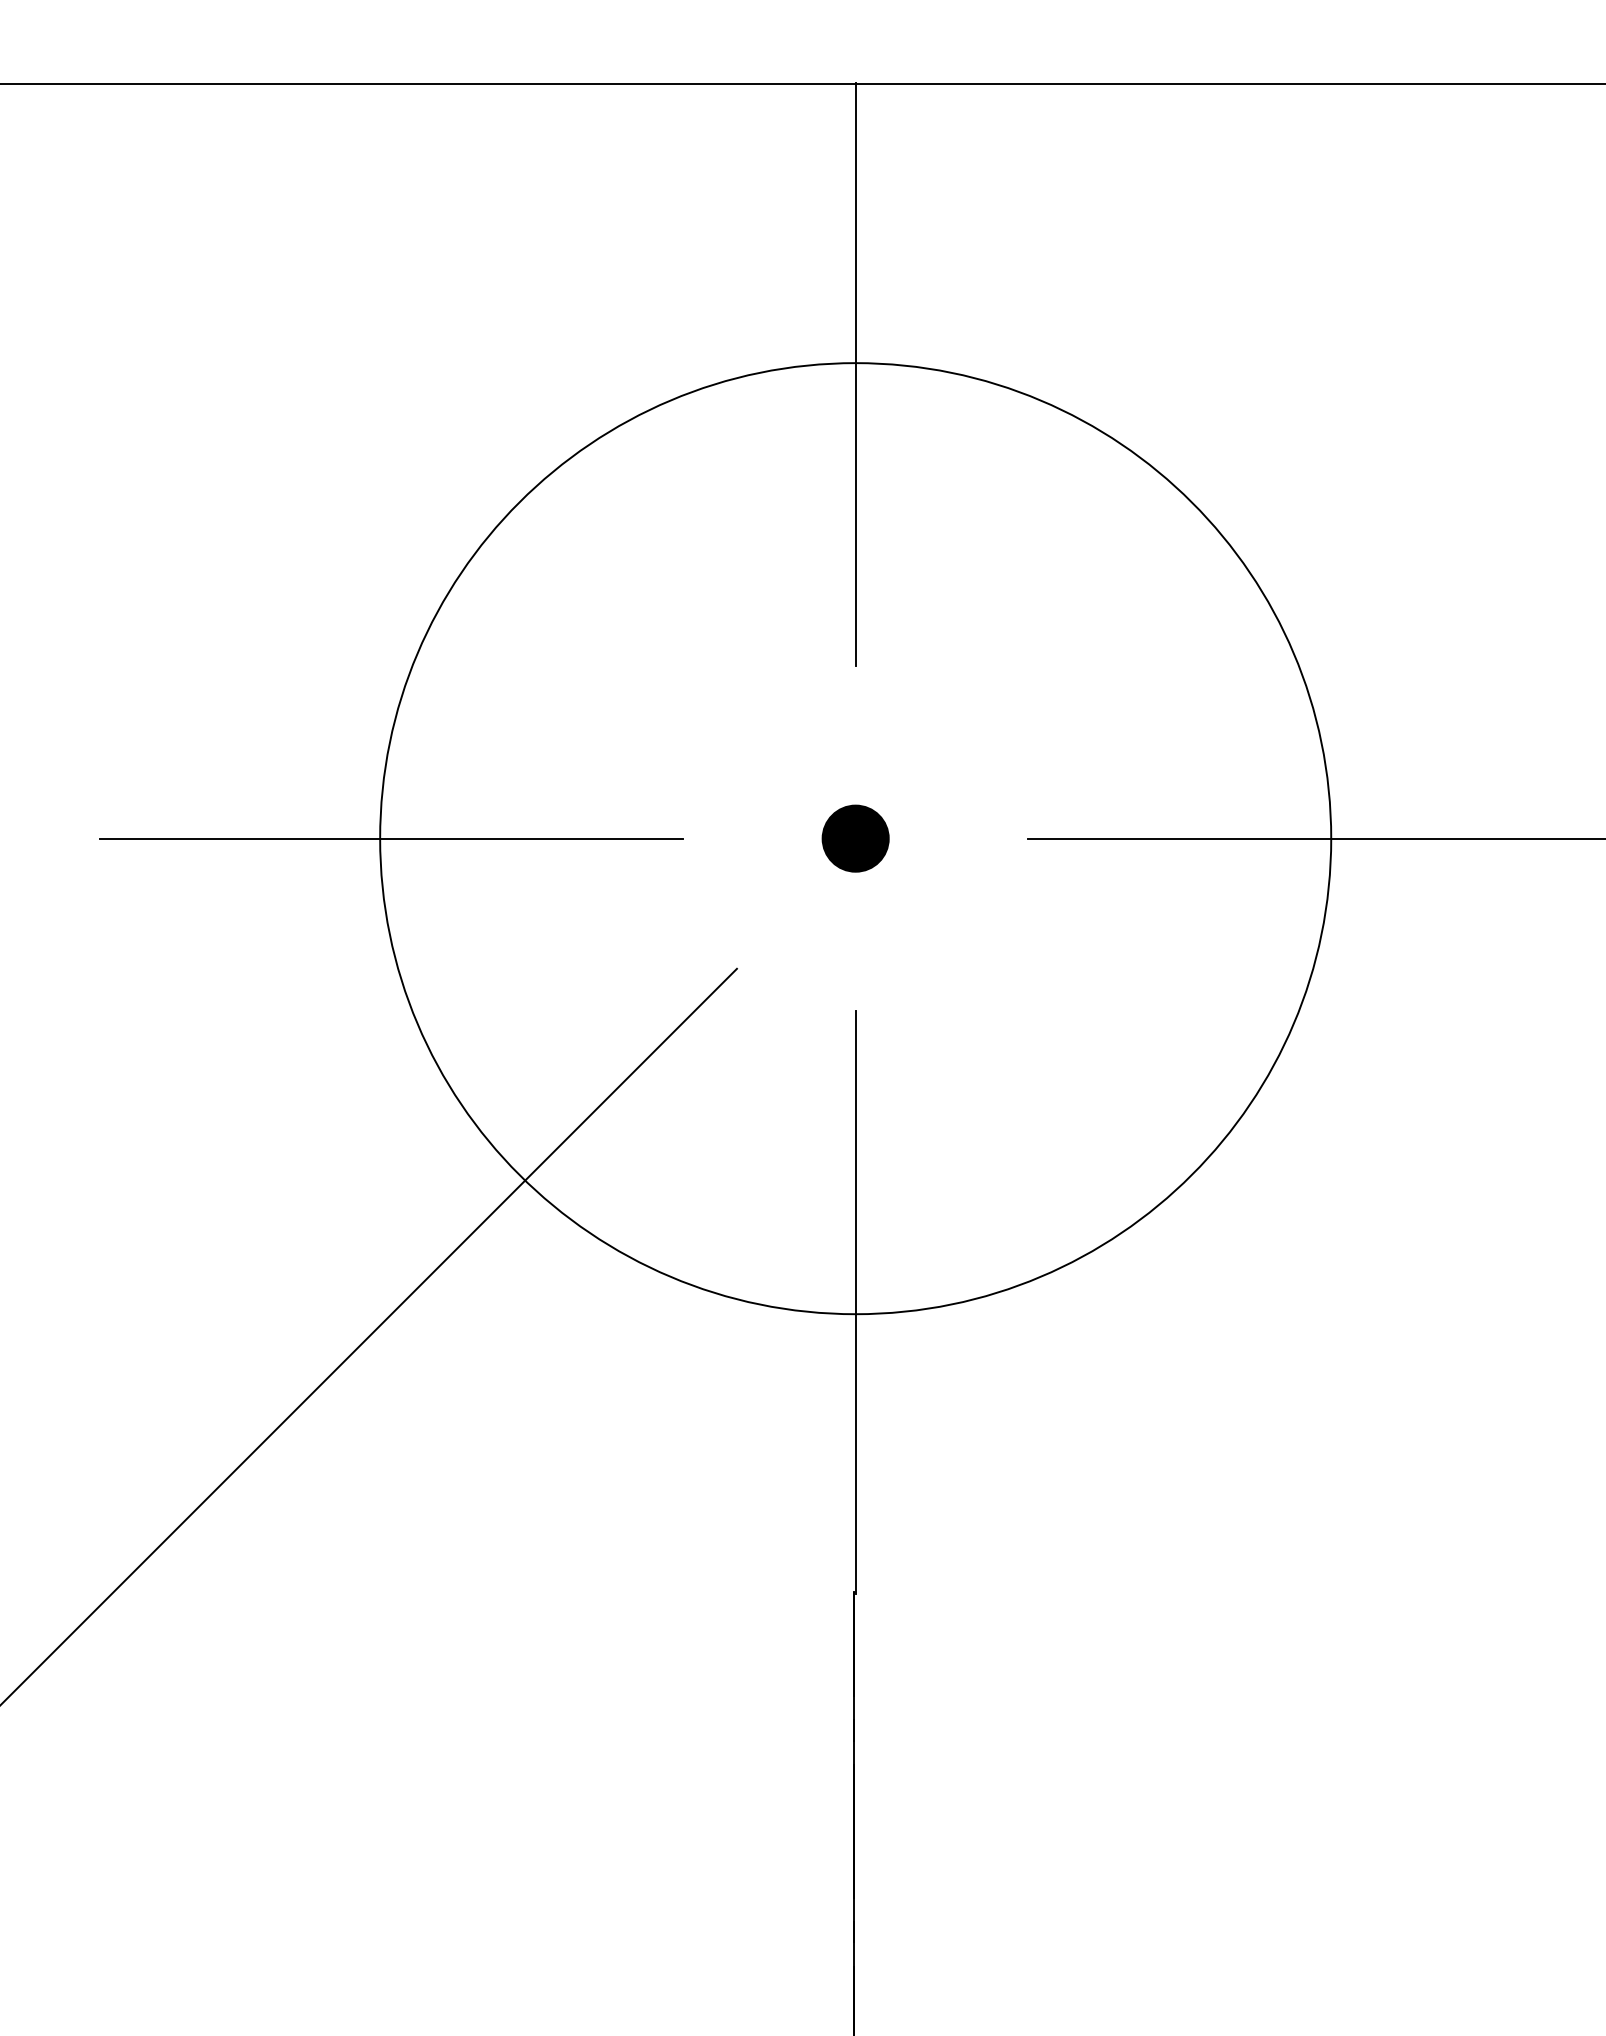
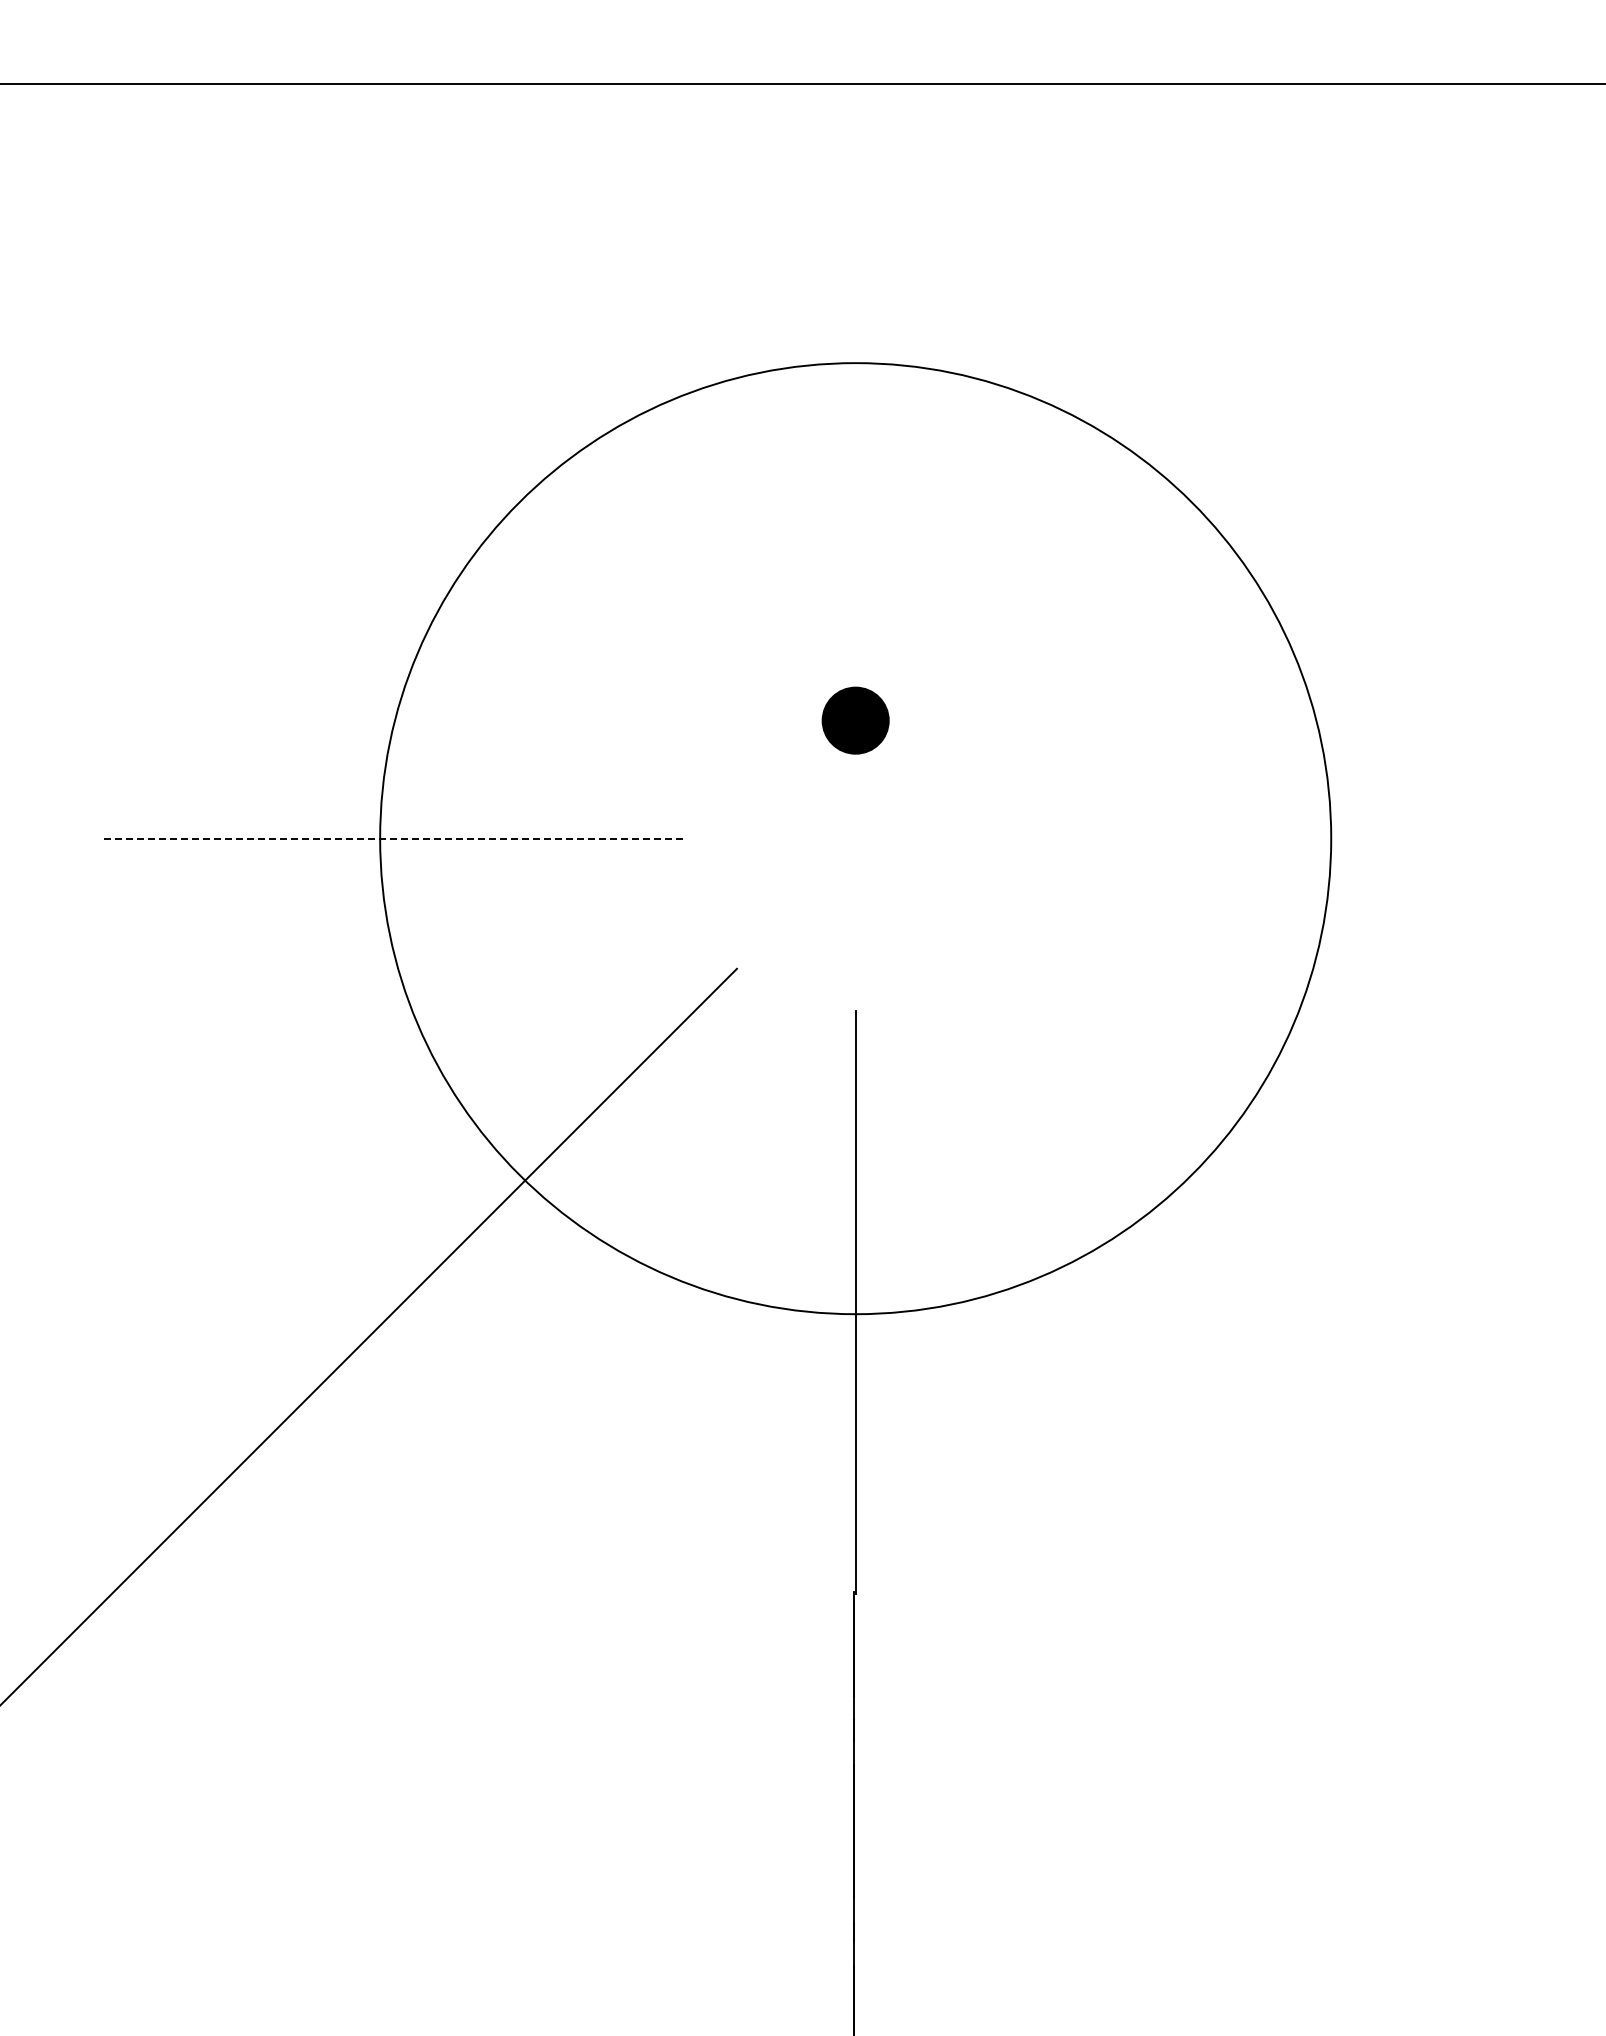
line: present -> none (855, 374)
line: solid -> dashed (391, 838)
part position: (855, 838) -> (855, 720) (855, 720)
line: present -> none (1314, 838)
